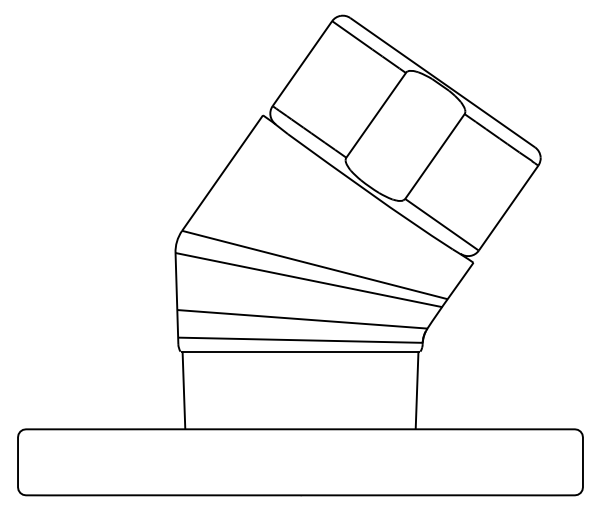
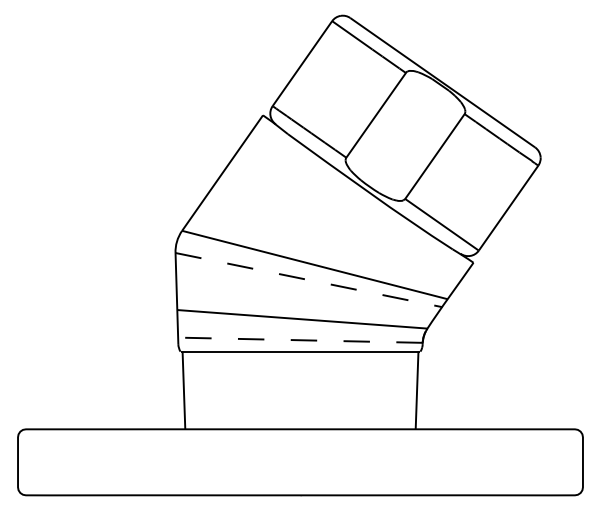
line: solid -> dashed (309, 280)
line: solid -> dashed (299, 340)
